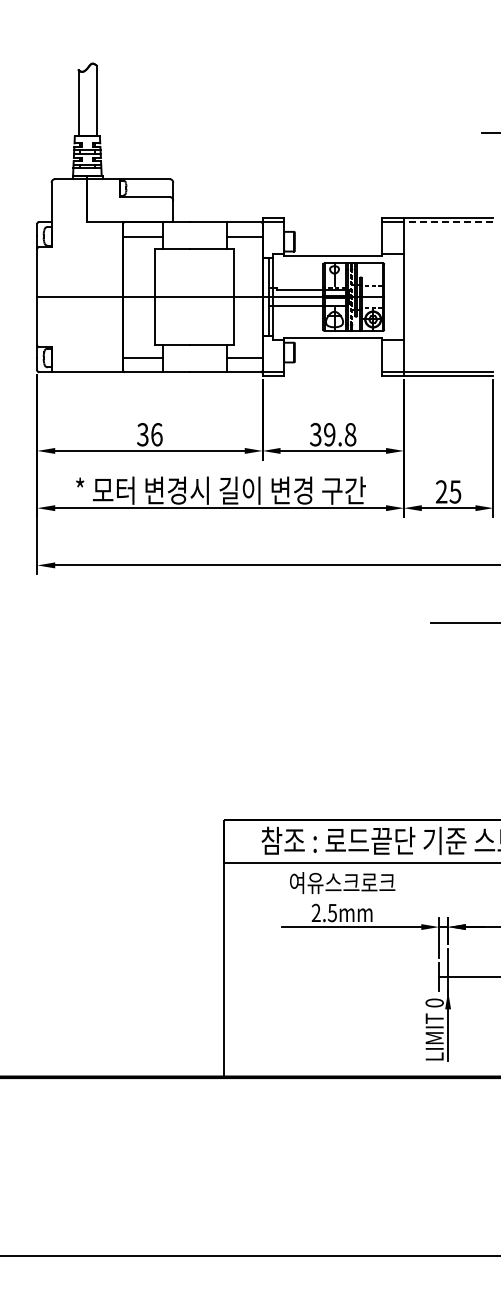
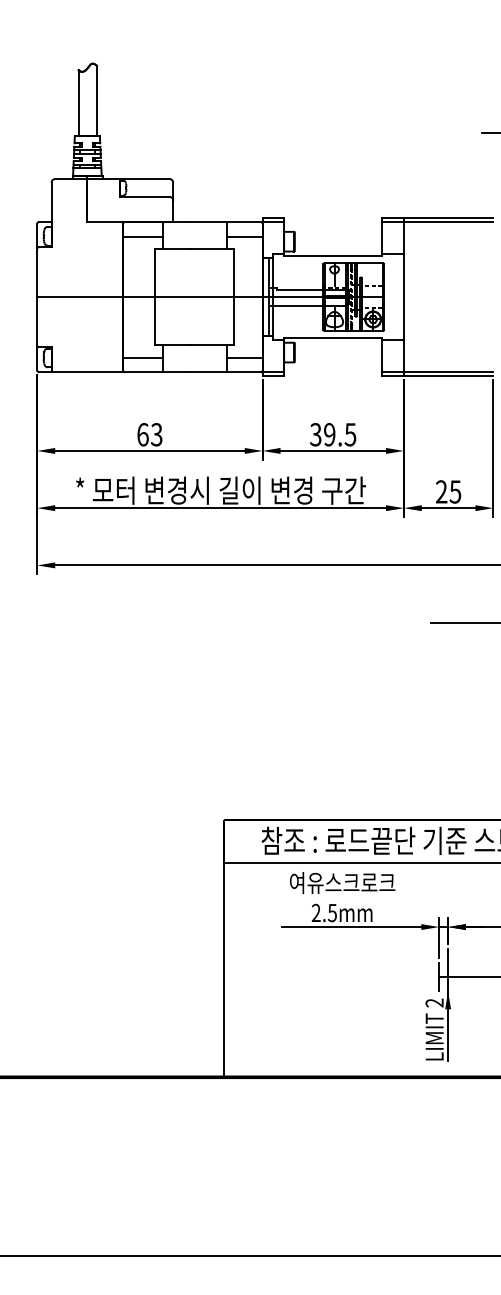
line: dashed -> solid (448, 222)
text: 36 -> 63 (149, 434)
text: 39.8 -> 39.5 (350, 434)
text: 0 -> 2 (434, 1002)
